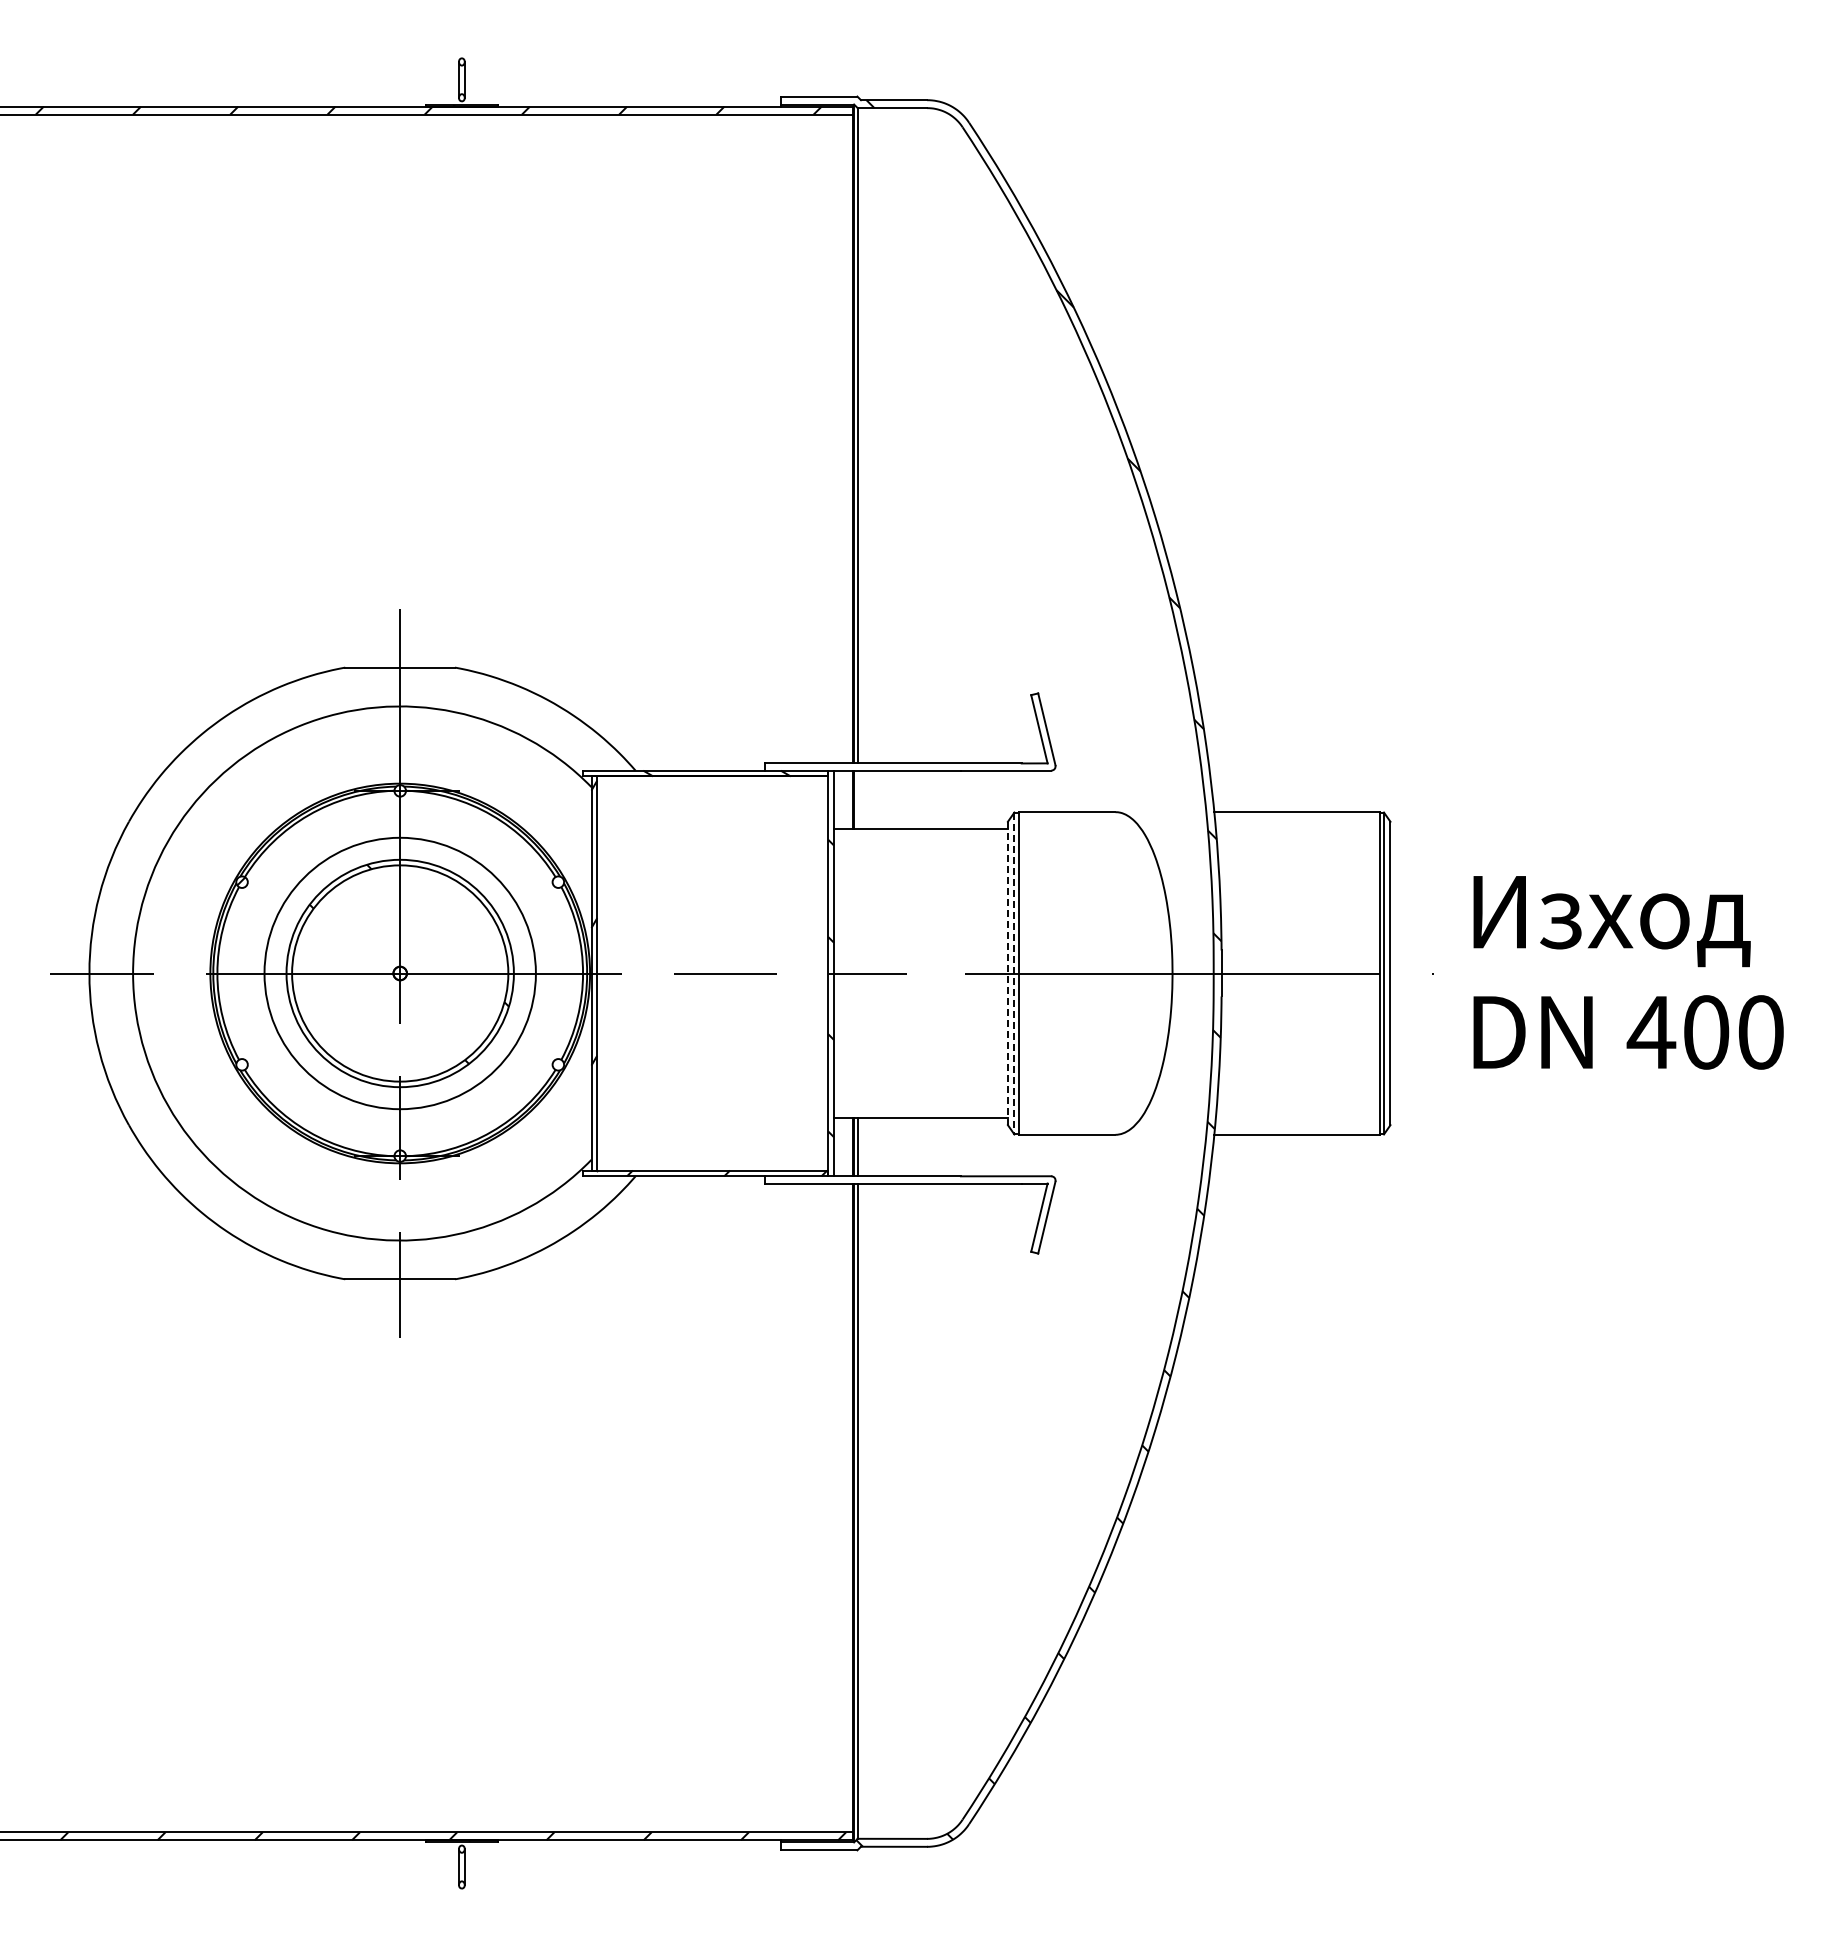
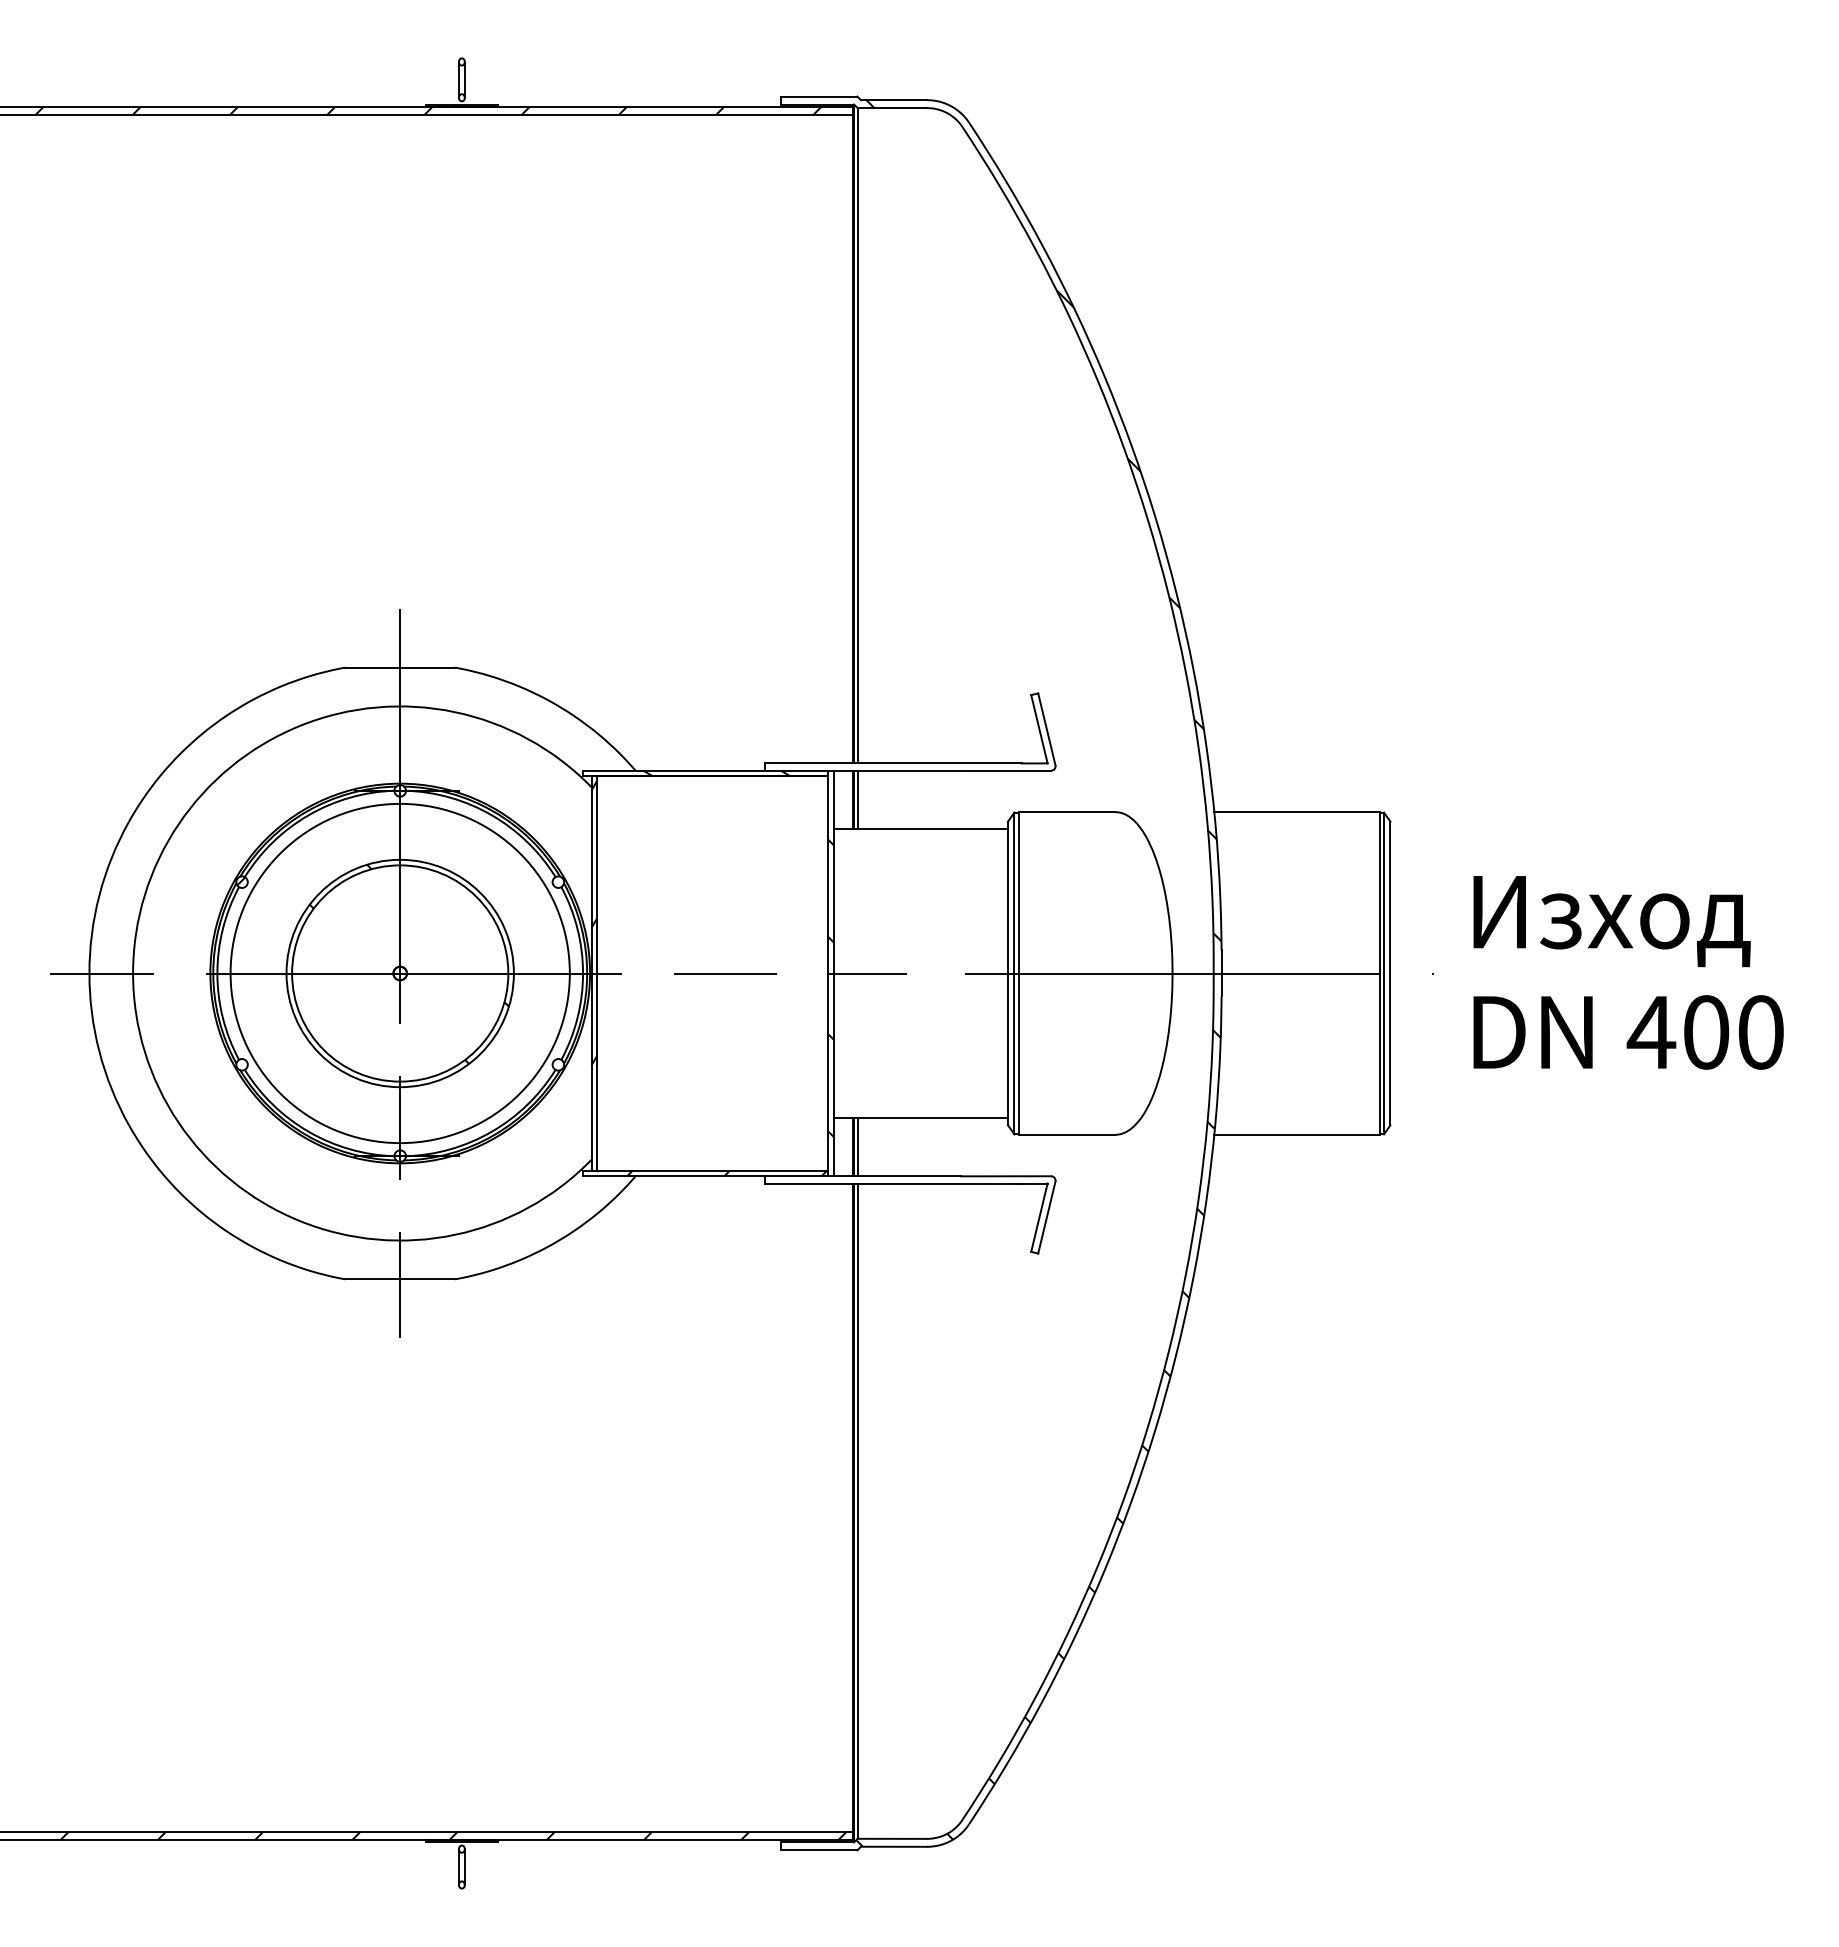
line: none -> present (857, 799)
circle diameter: 271 px -> 339 px (399, 973)
line: dashed -> solid (1007, 973)
line: dashed -> solid (1014, 973)
